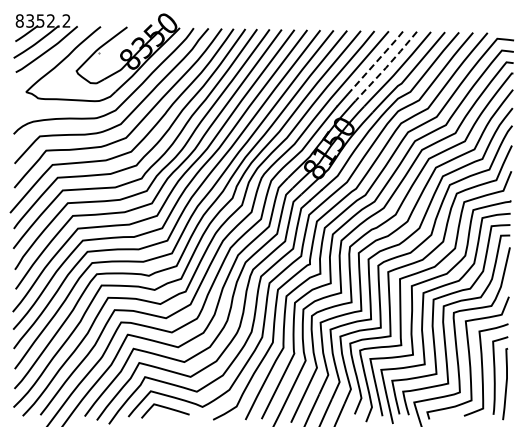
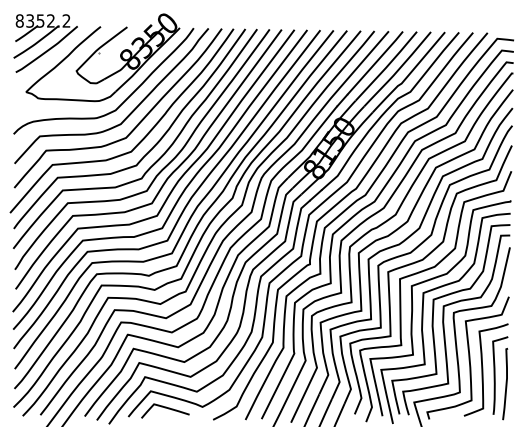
line: dashed -> solid (375, 63)
line: dashed -> solid (387, 66)
